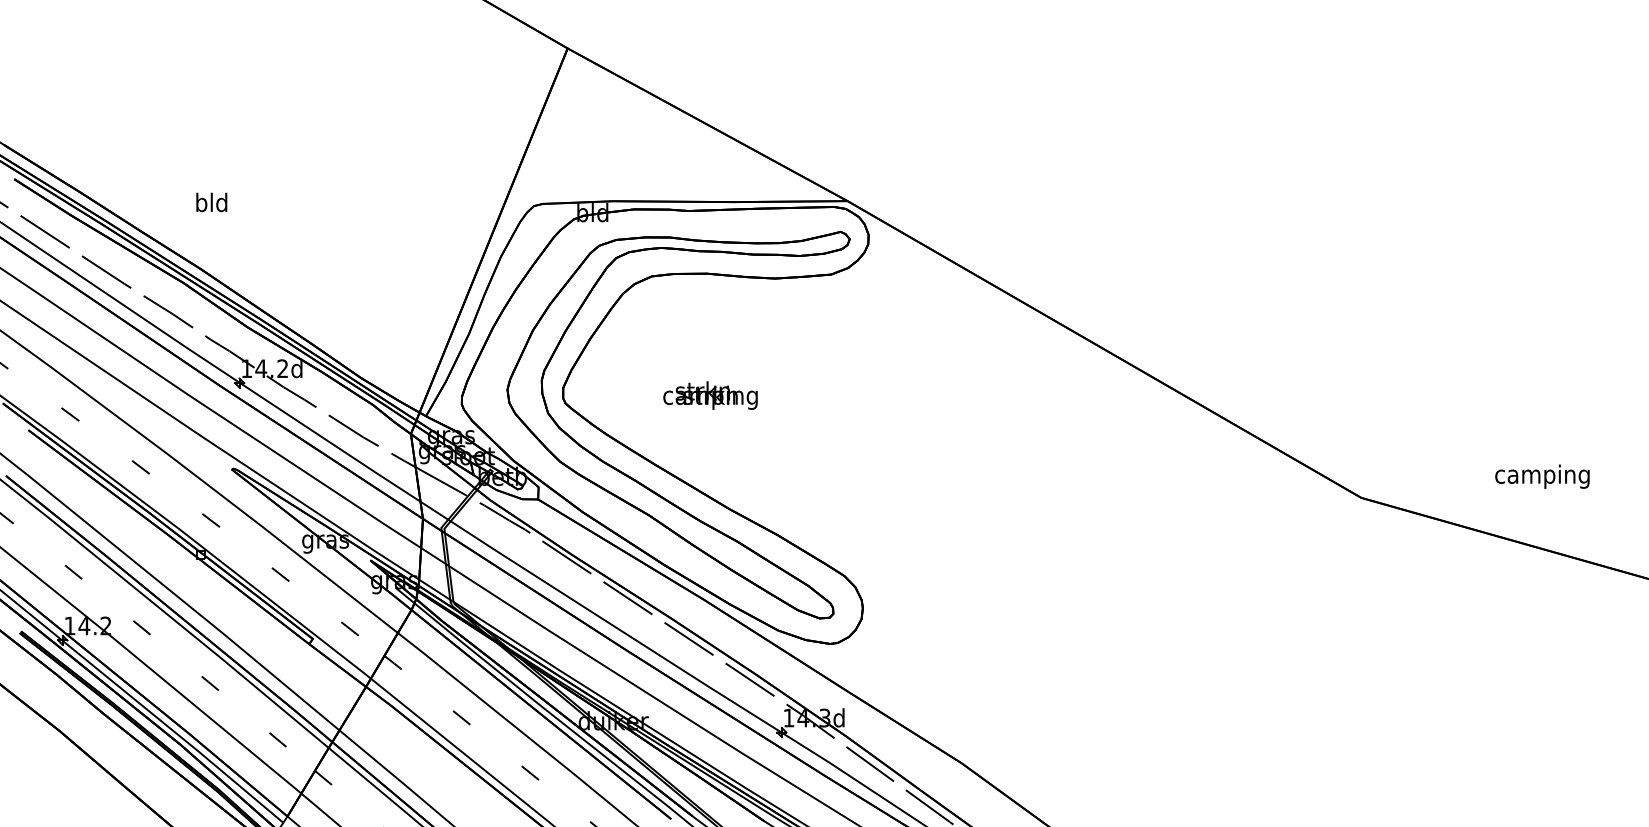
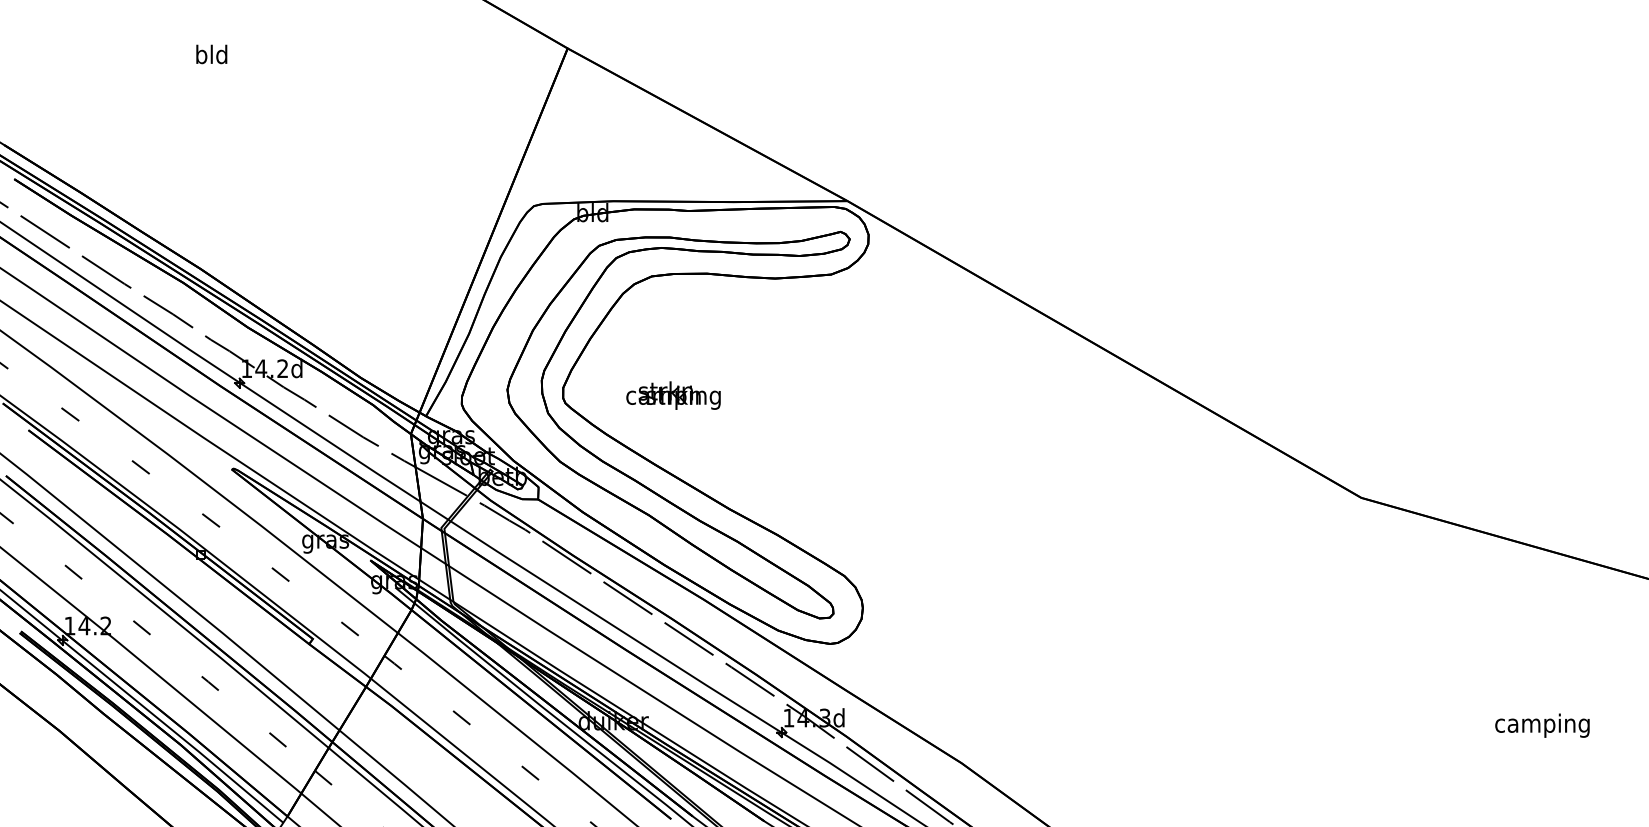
text position: (211, 202) -> (211, 54) (211, 54)
text position: (710, 395) -> (673, 395) (673, 395)
text position: (1542, 476) -> (1542, 725) (1542, 725)
